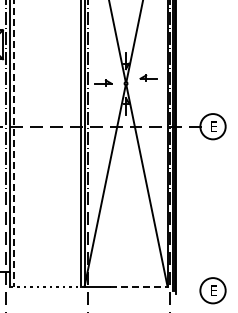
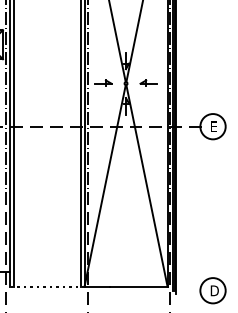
part position: (148, 77) -> (148, 82) (148, 82)
line: dashed -> solid (14, 143)
line: dashed -> solid (138, 286)
text: E -> D (214, 290)
